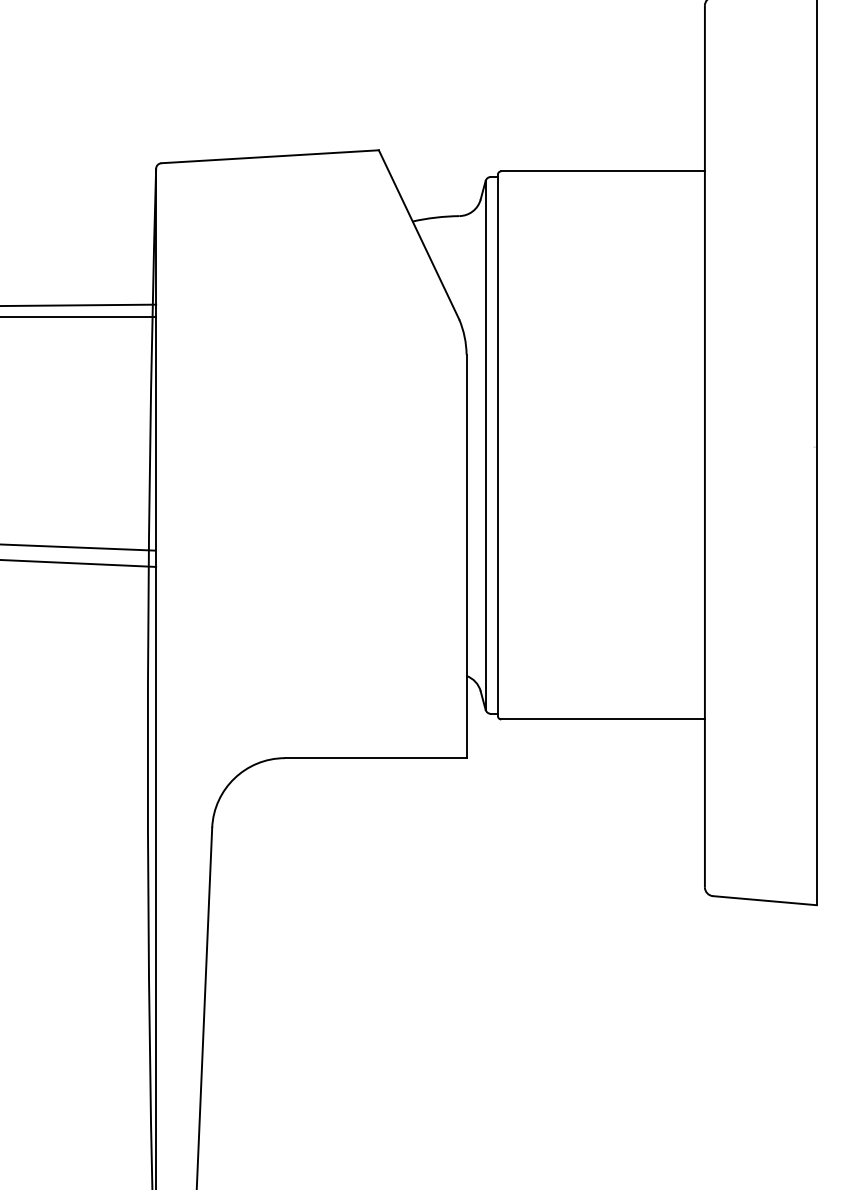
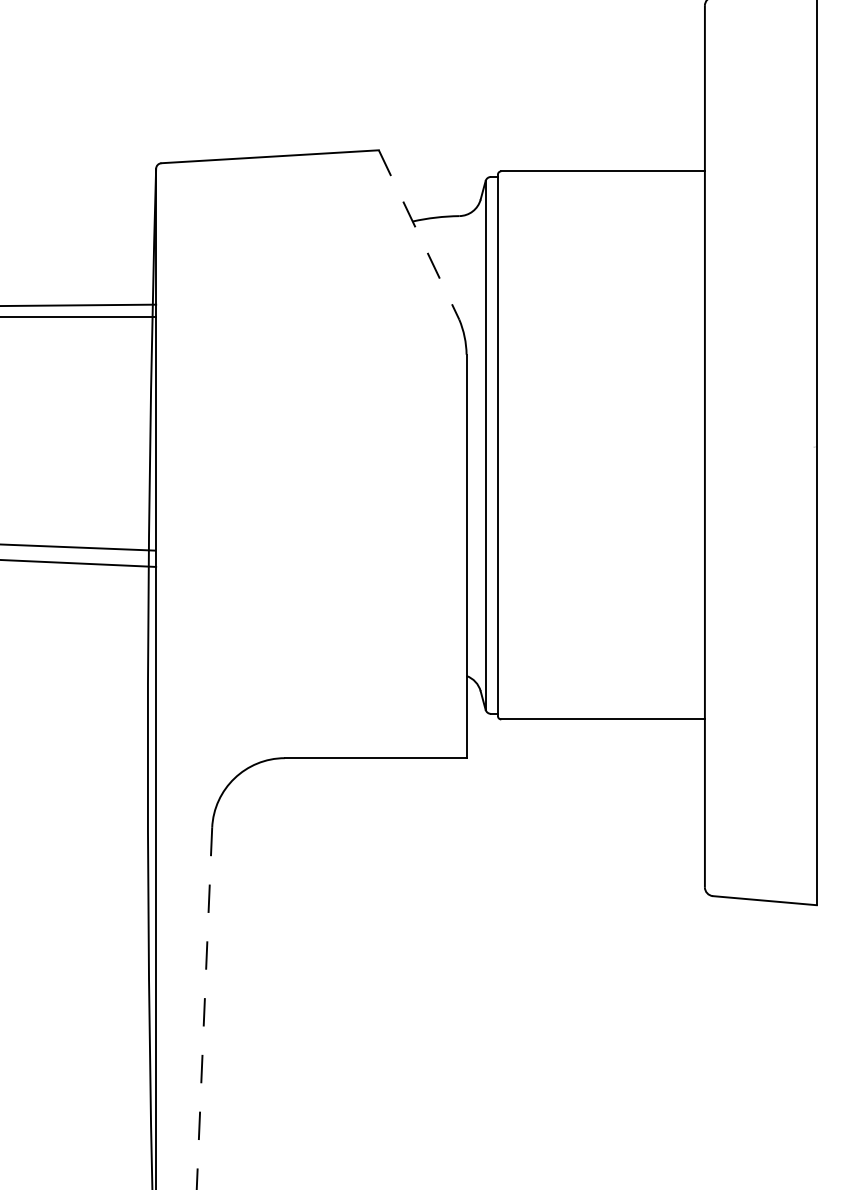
line: solid -> dashed (419, 235)
line: solid -> dashed (204, 1008)
